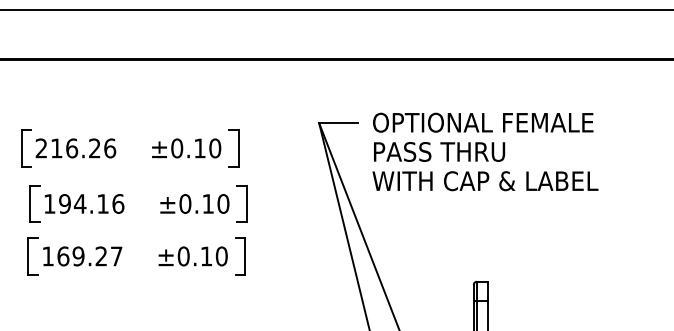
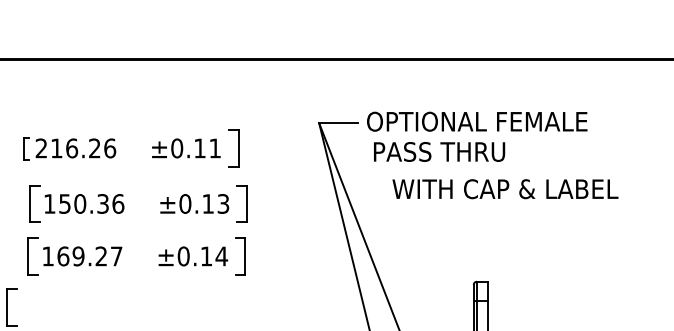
line: present -> none (336, 10)
text position: (483, 122) -> (477, 121) (477, 121)
part size: 11x39 px -> 7x24 px (26, 148)
text: ±0.10 -> ±0.11 (215, 148)
text position: (485, 181) -> (505, 189) (505, 189)
text: 194.16 -> 150.36 (83, 203)
text: ±0.10 -> ±0.13 (223, 203)
text: ±0.10 -> ±0.14 (221, 256)
part: none -> present (11, 307)
